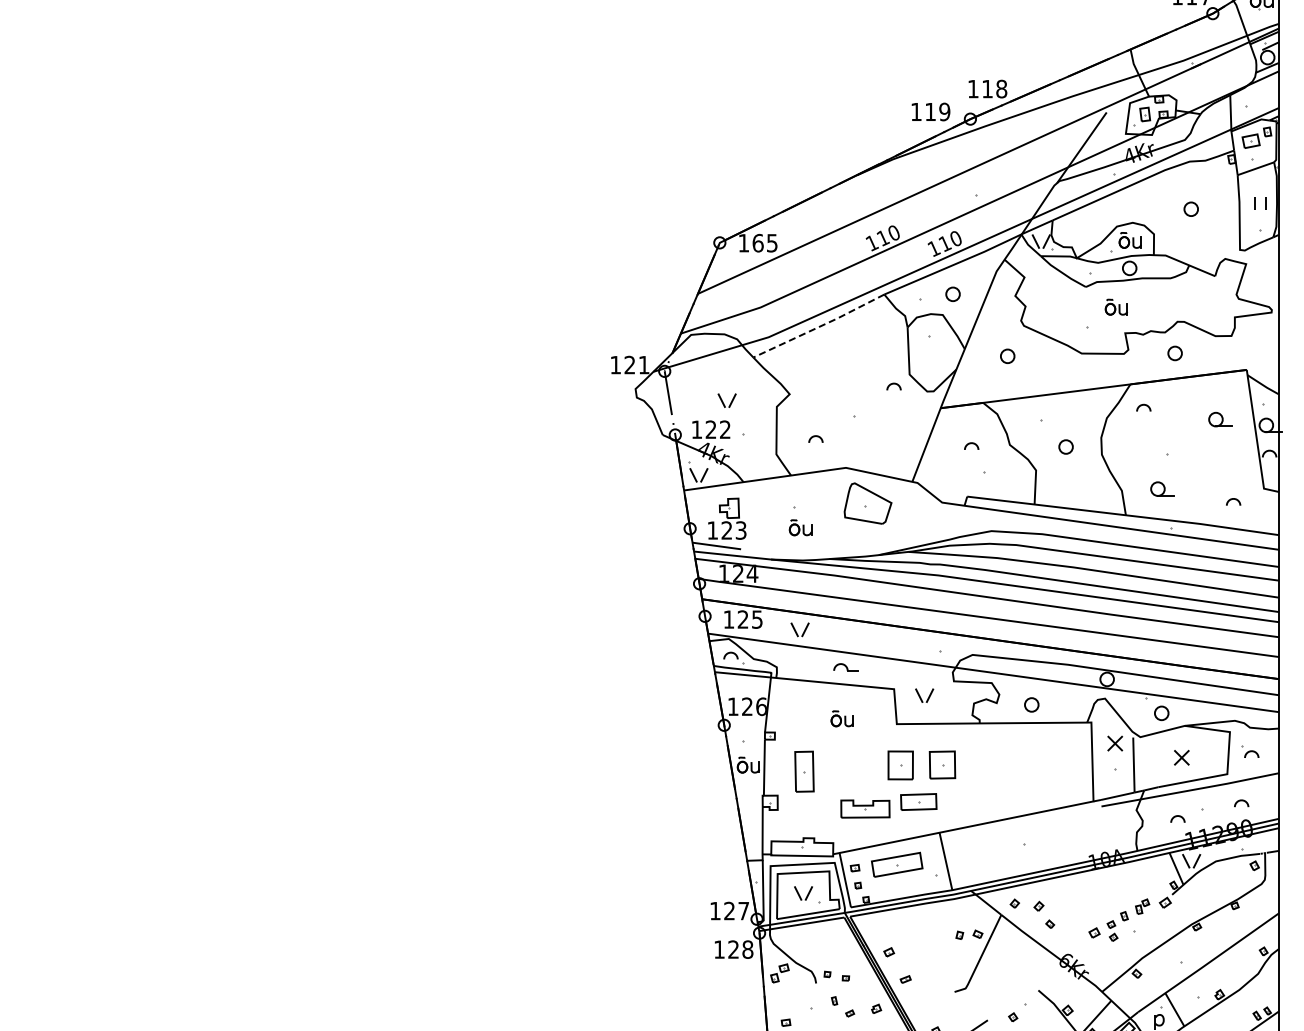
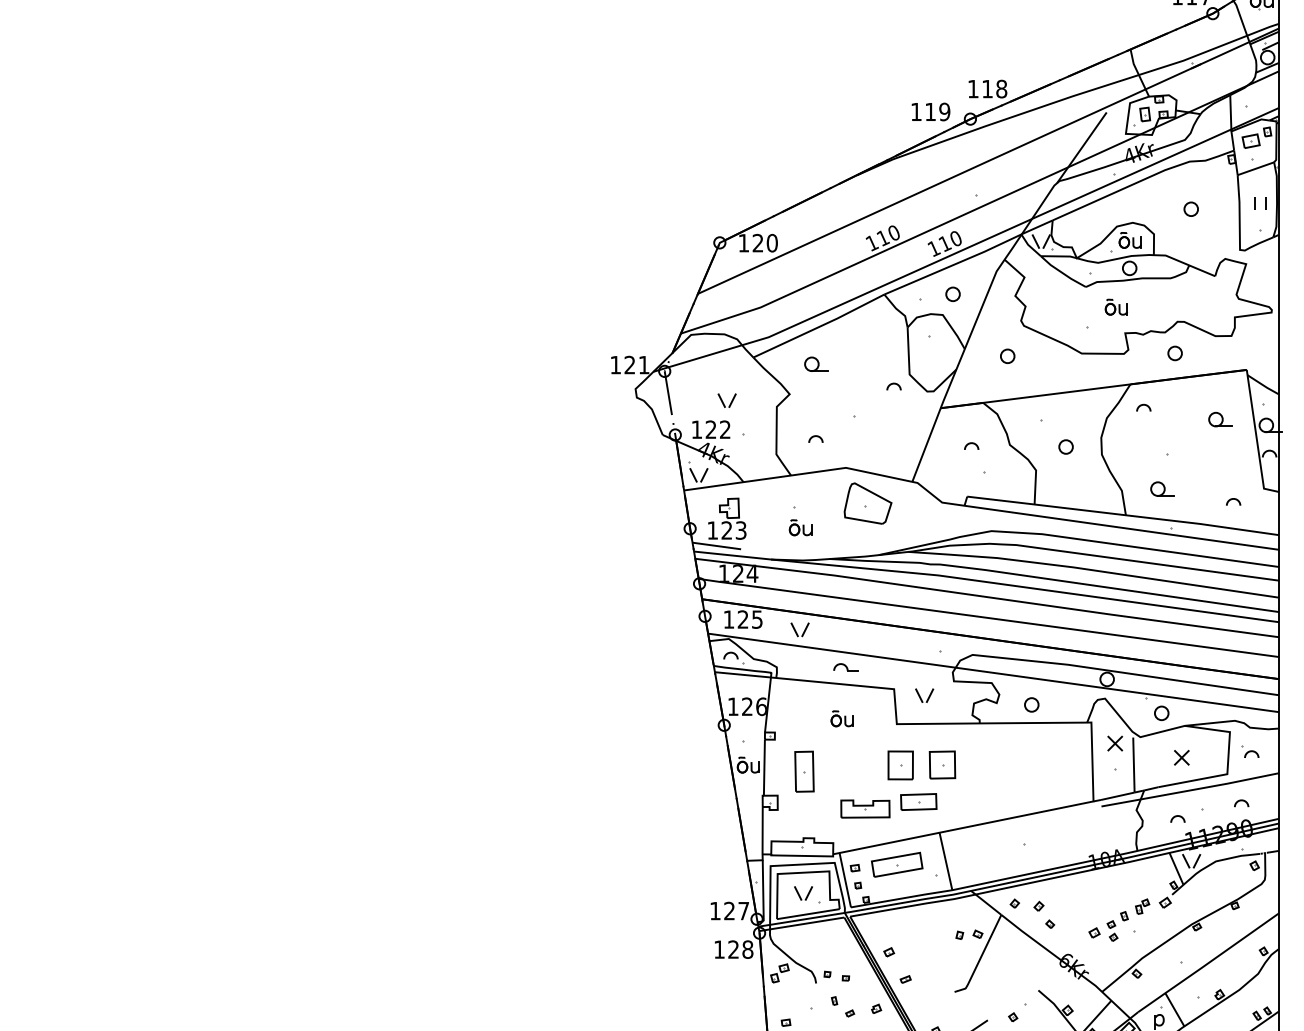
text: 165 -> 120 (764, 242)
line: dashed -> solid (820, 326)
part: none -> present (816, 363)
